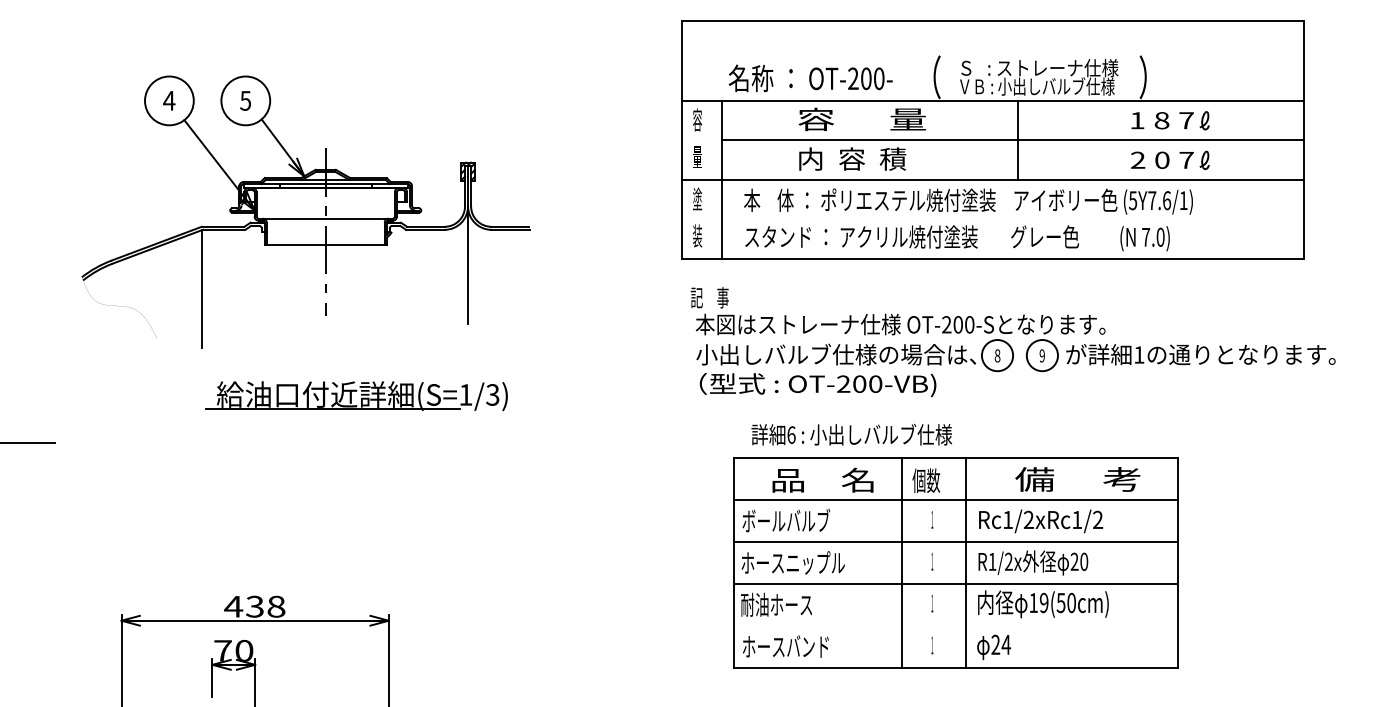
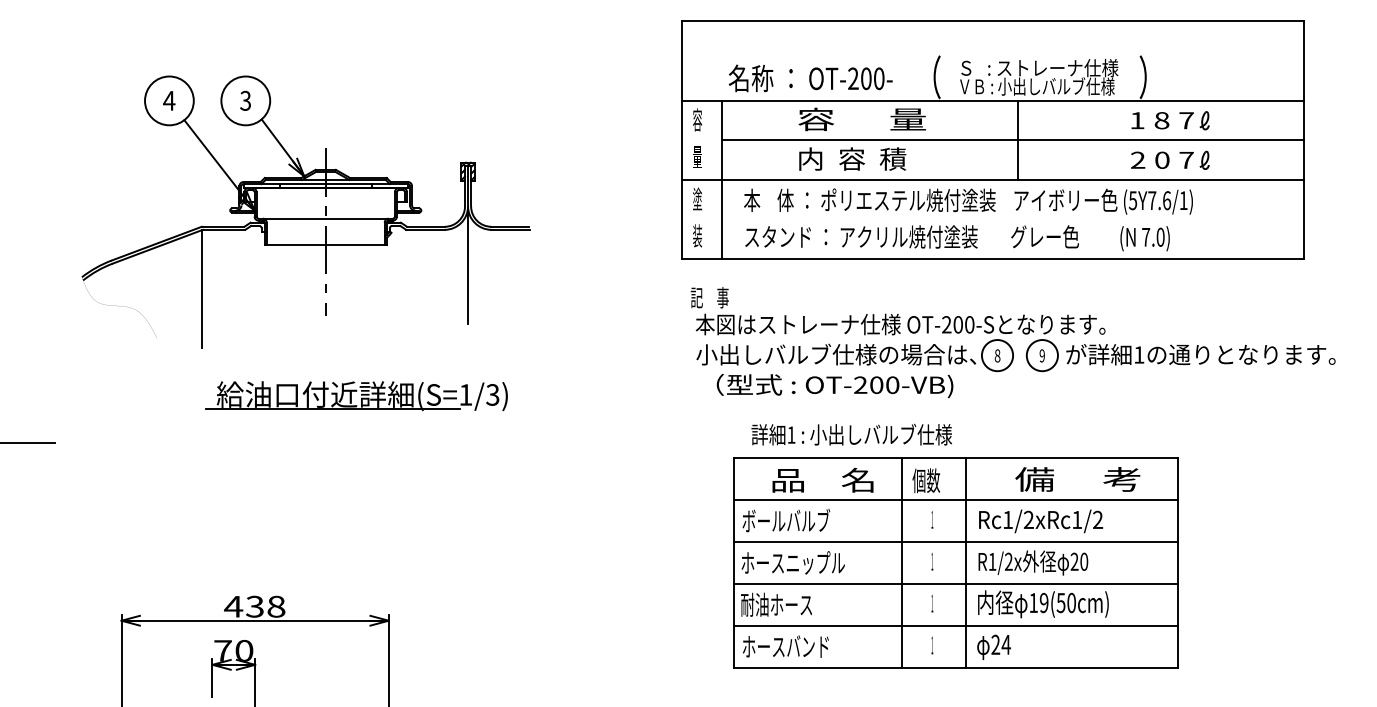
text: 5 -> 3 (245, 100)
text position: (817, 385) -> (834, 386) (834, 386)
text: 6 -> 1 (791, 434)
line: none -> present (956, 625)
